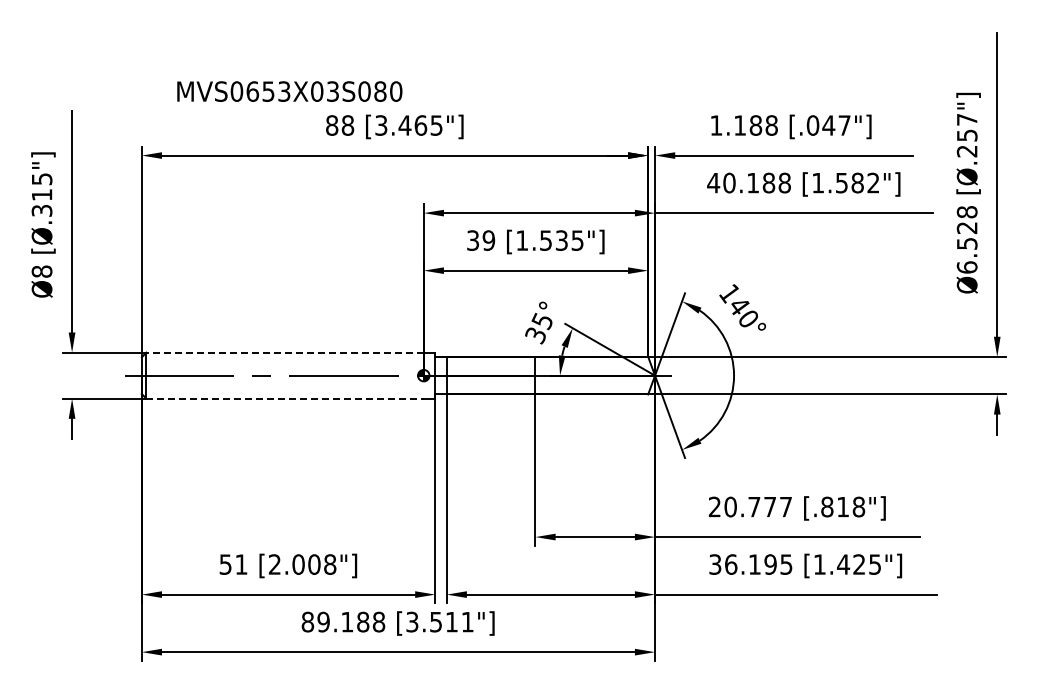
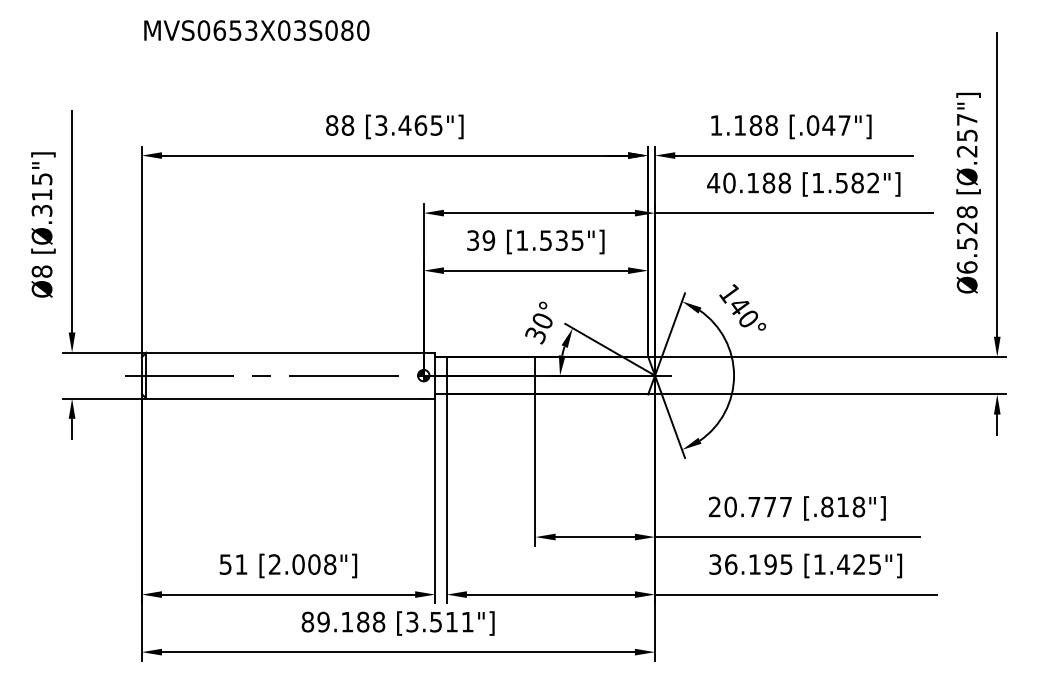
text position: (289, 91) -> (256, 30) (256, 30)
text: 35° -> 30° (541, 321)
line: dashed -> solid (285, 352)
line: dashed -> solid (285, 398)
